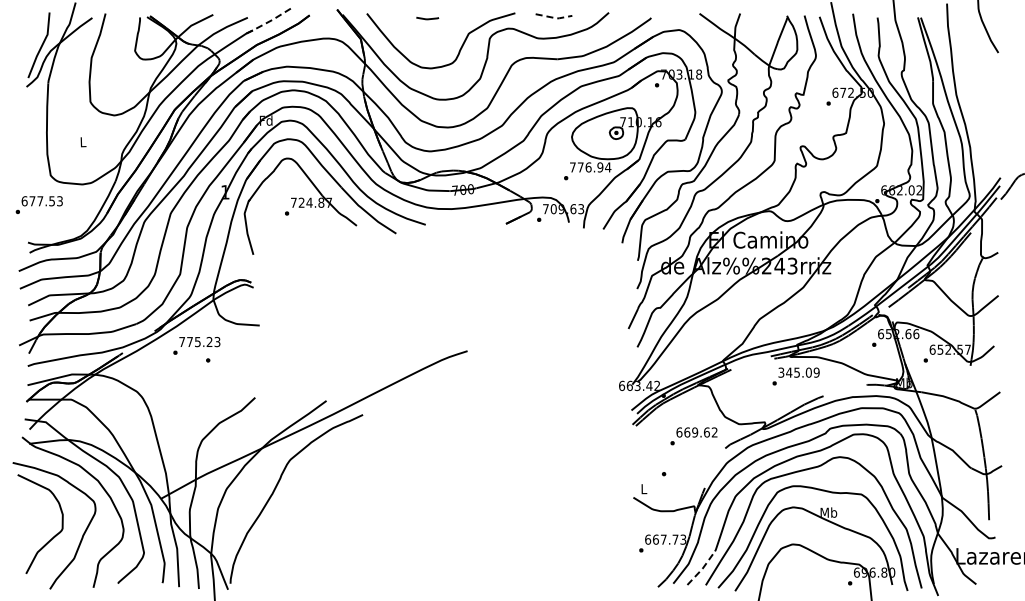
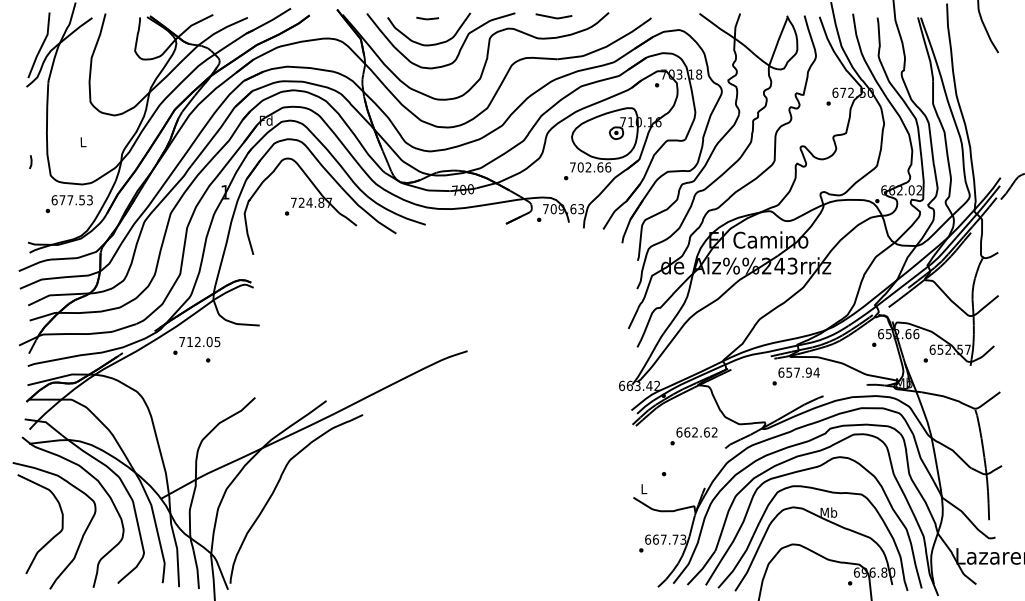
line: dashed -> solid (555, 18)
line: dashed -> solid (269, 21)
curve: none -> present (433, 43)
line: none -> present (30, 162)
text: 776.94 -> 702.66 (594, 167)
text position: (38, 204) -> (68, 203) (68, 203)
text: 775.23 -> 712.05 (203, 341)
text: 345.09 -> 657.94 (798, 372)
text: 669.62 -> 662.62 (695, 432)
line: dashed -> solid (702, 568)
